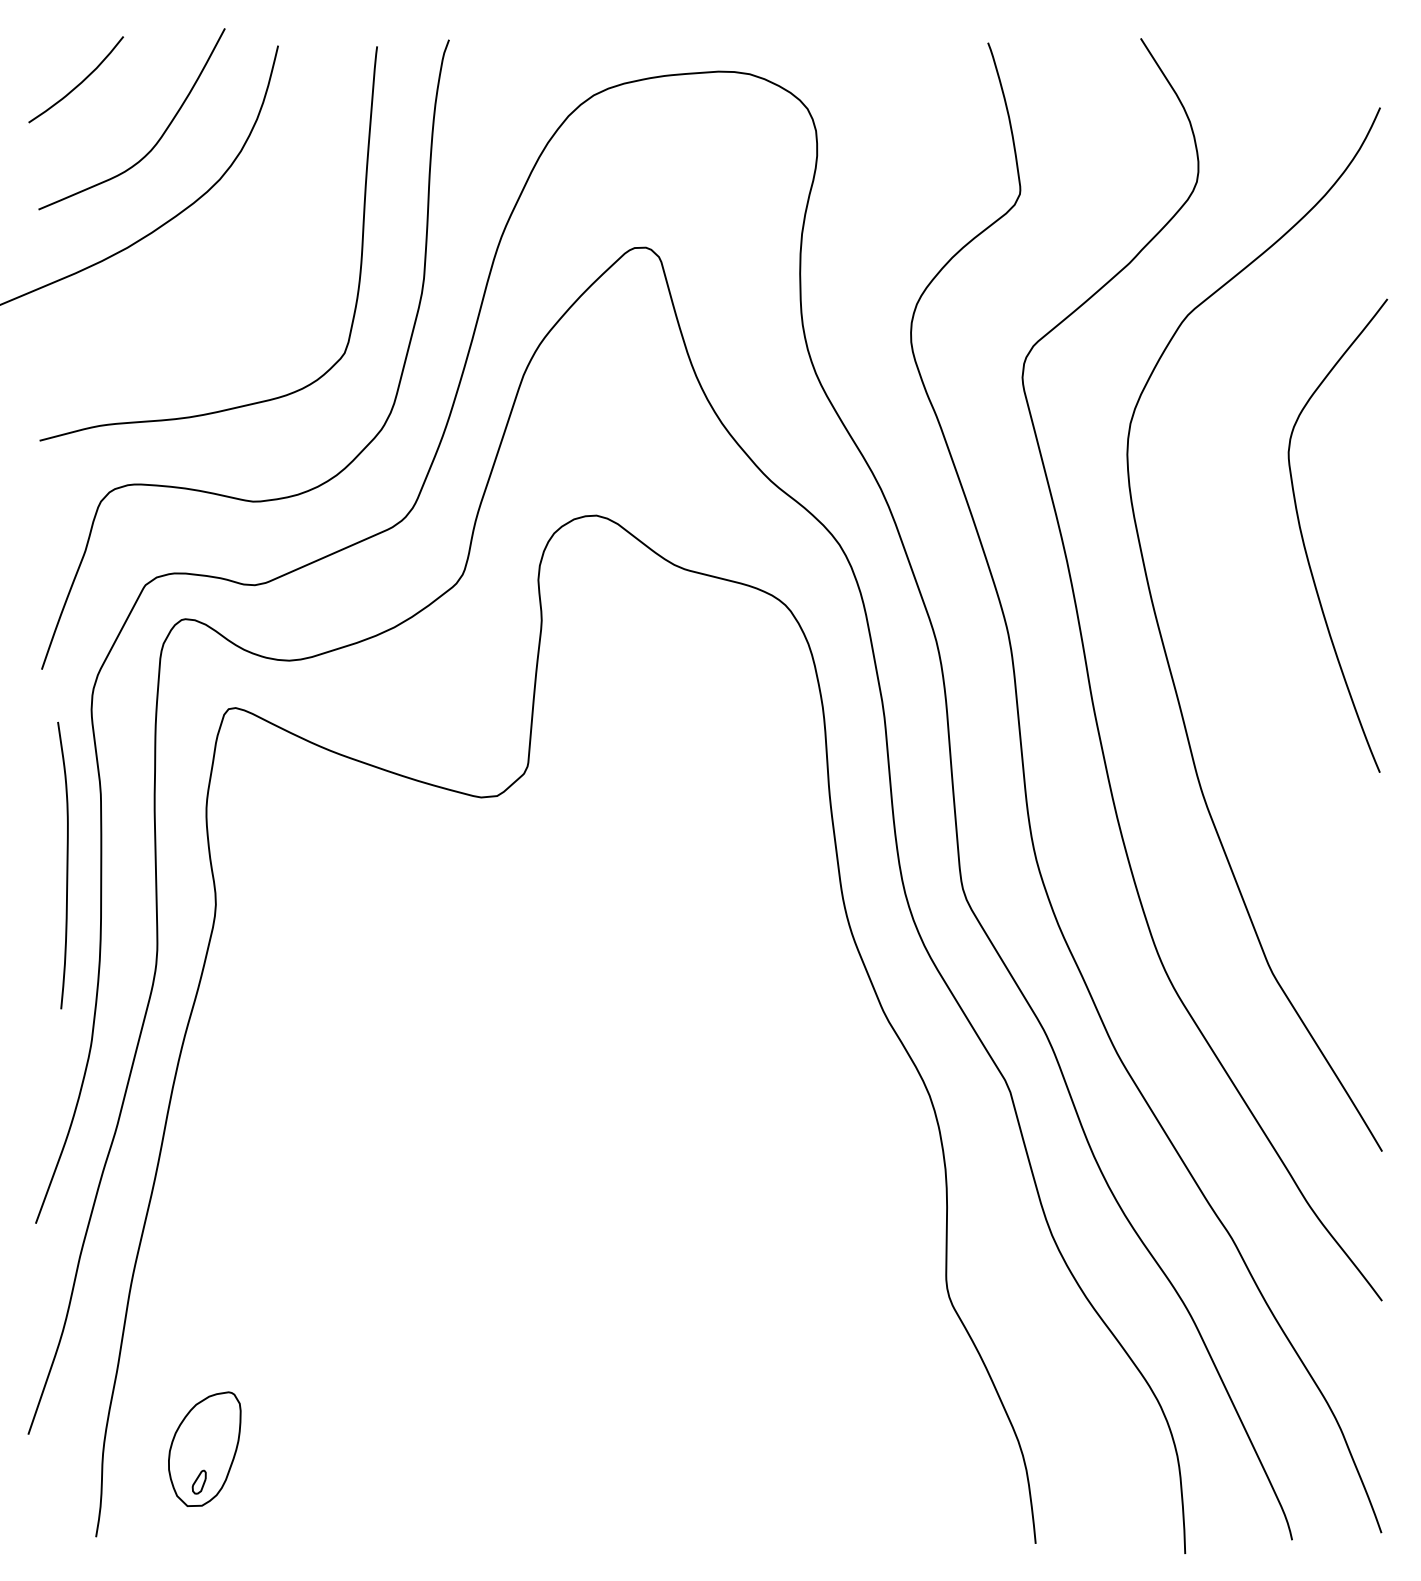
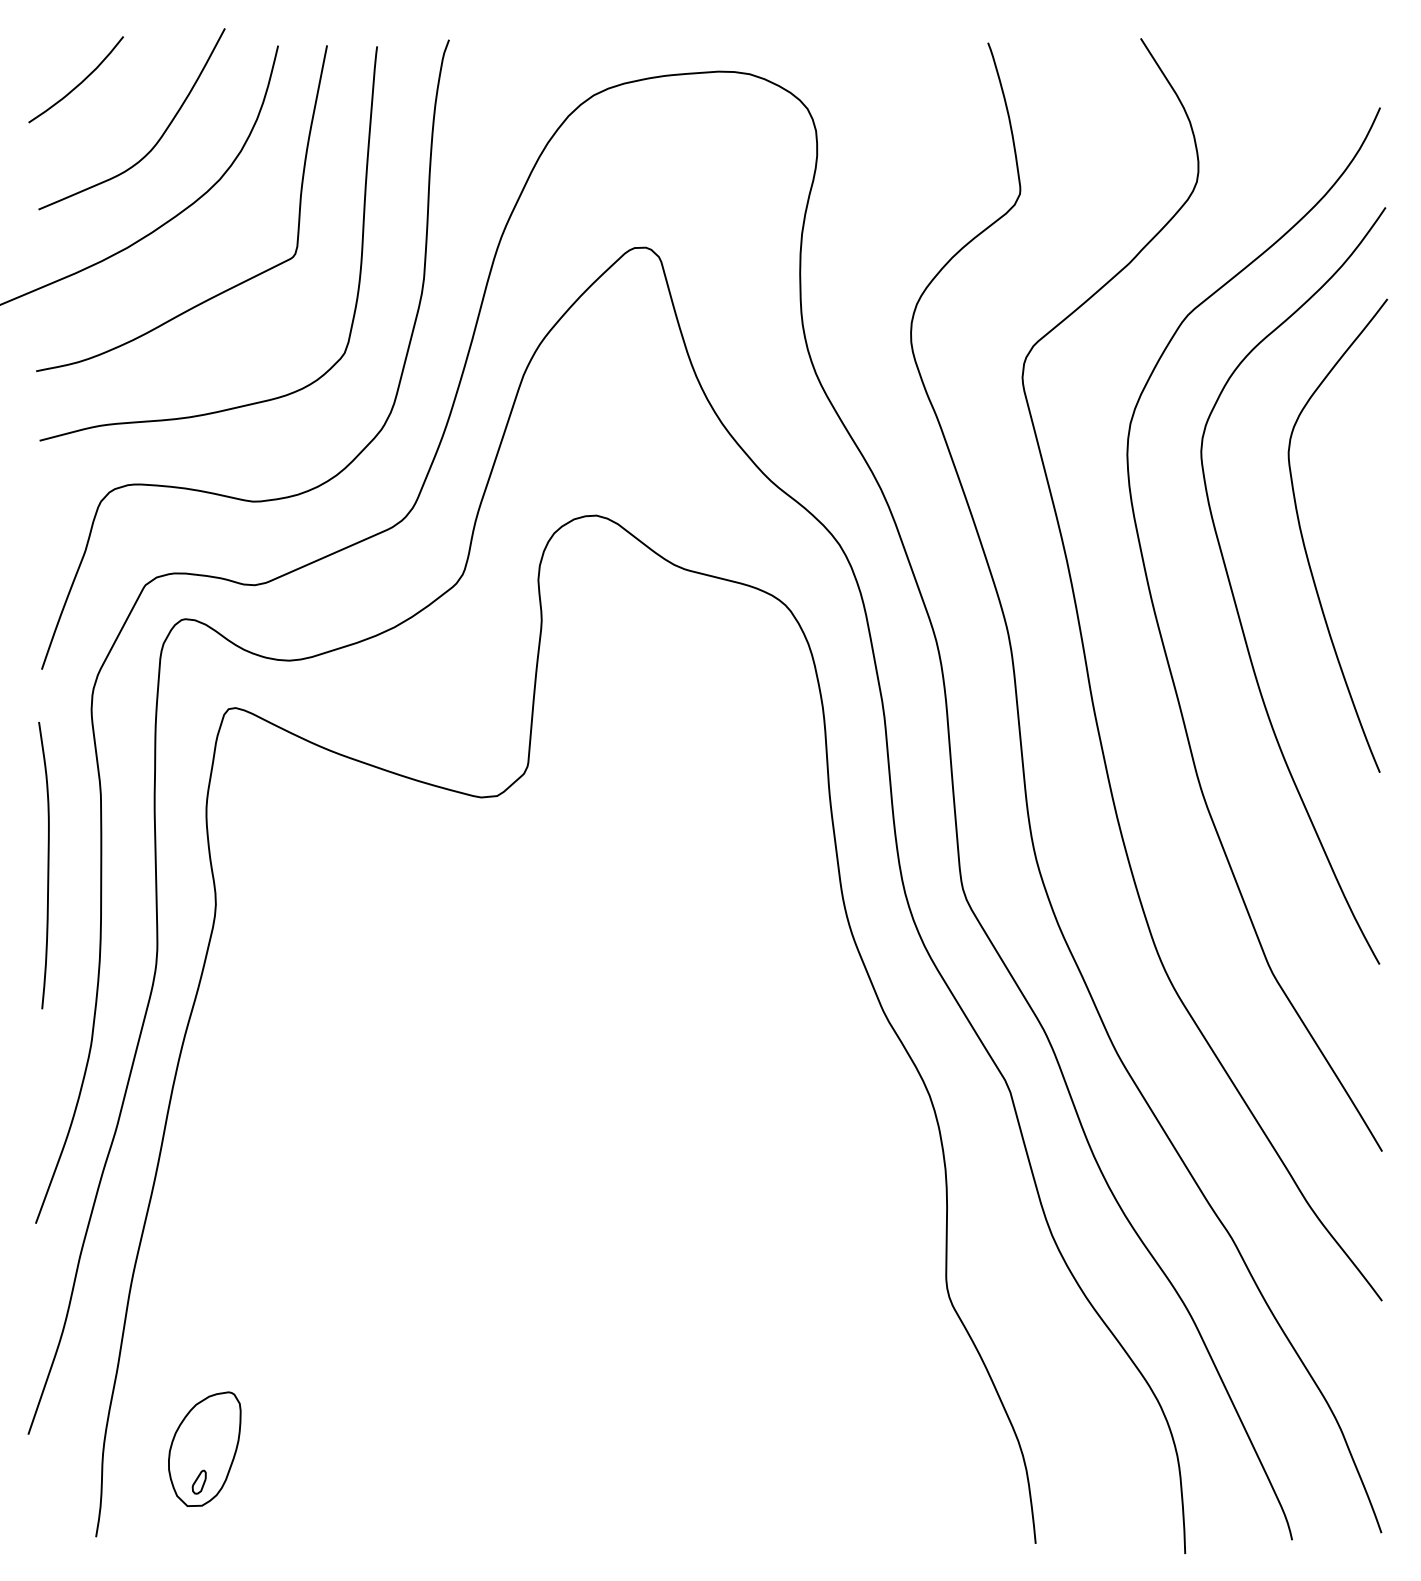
curve: none -> present (222, 291)
curve: none -> present (1235, 599)
curve position: (66, 865) -> (47, 865) (47, 865)
